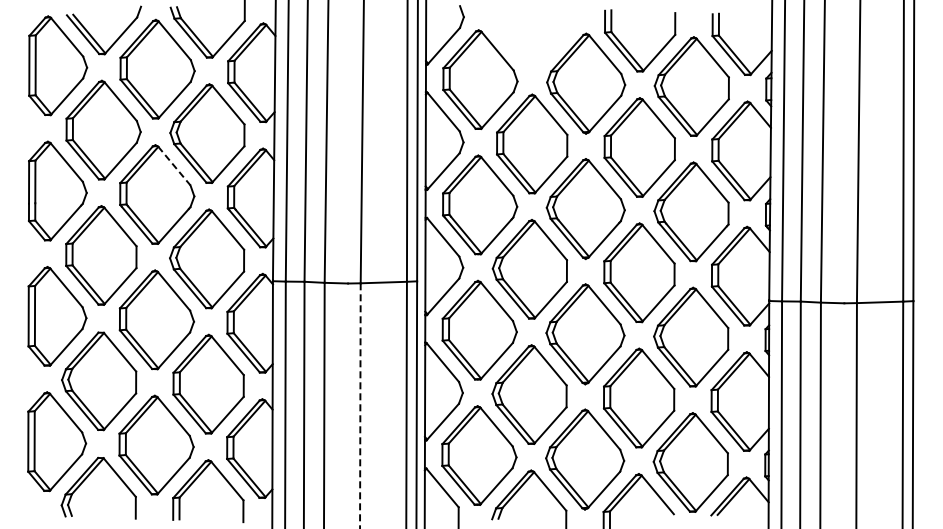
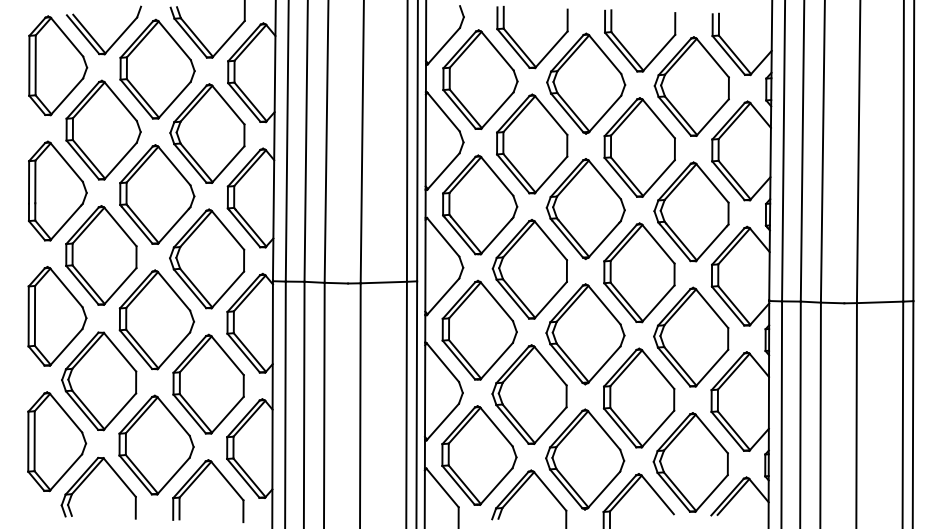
part: none -> present (521, 48)
line: dashed -> solid (174, 166)
line: dashed -> solid (360, 406)
